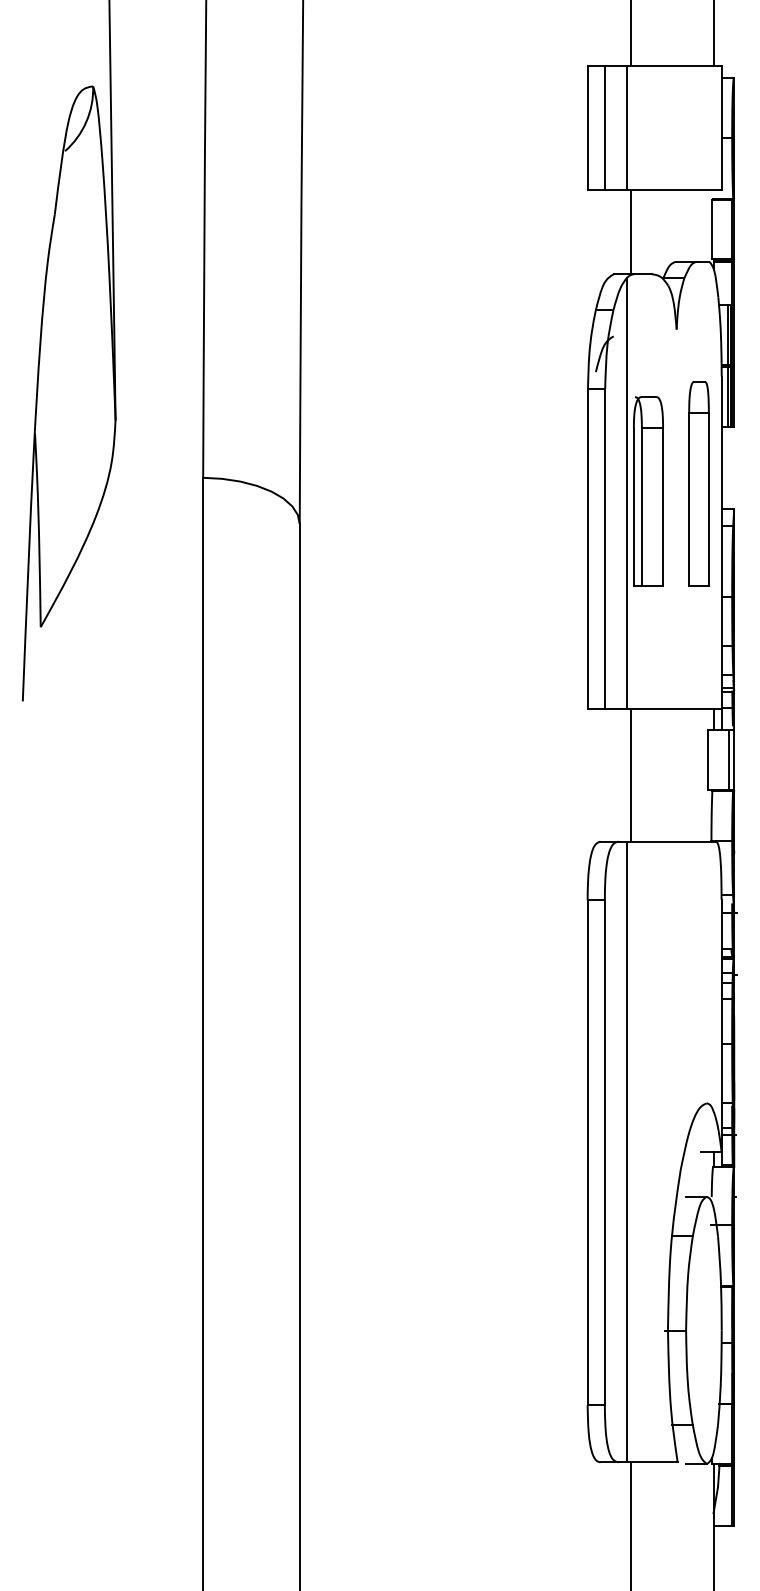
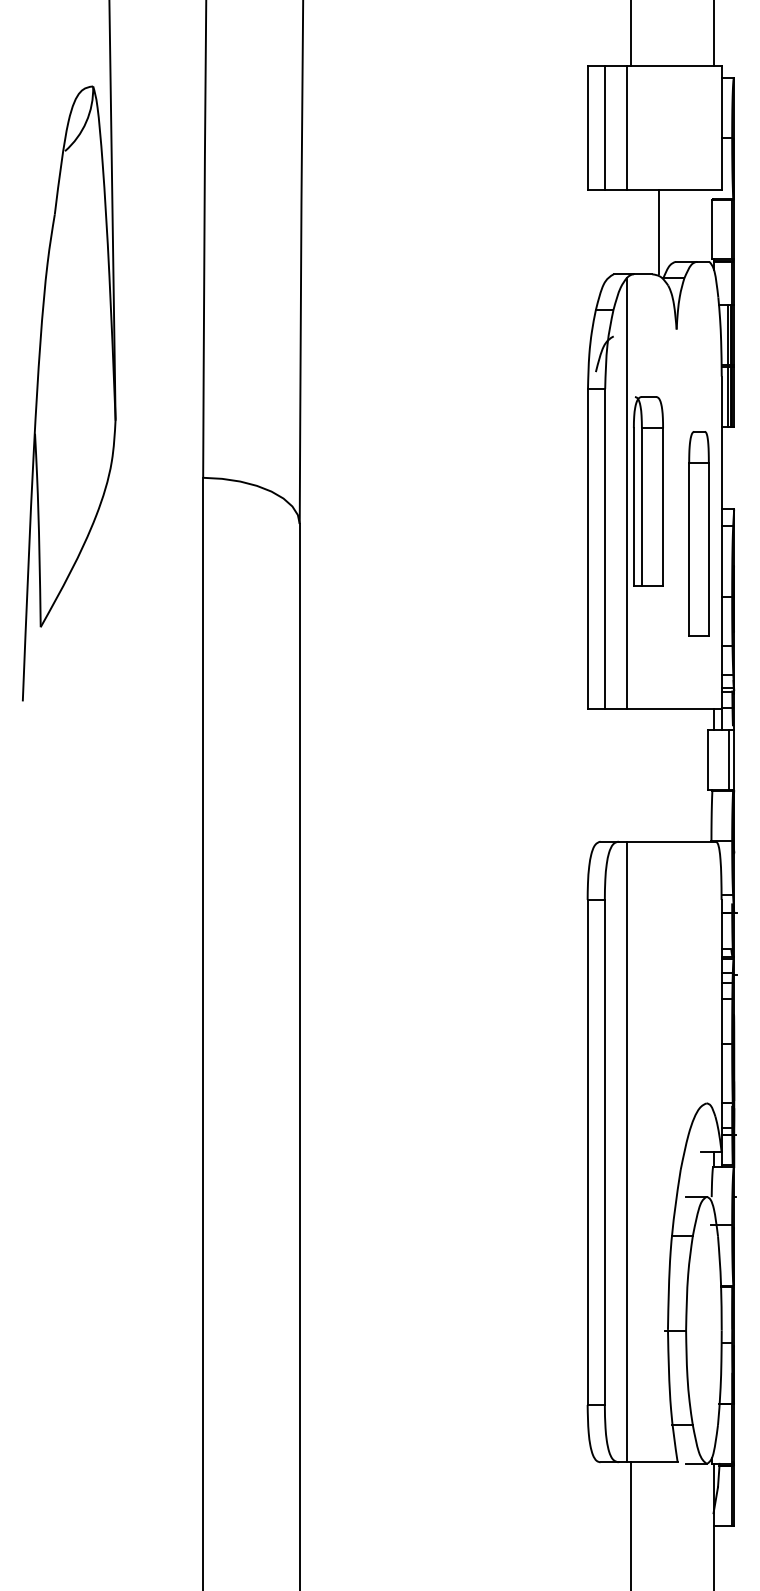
line position: (630, 231) -> (658, 231) (658, 231)
part position: (698, 483) -> (698, 533) (698, 533)
line: present -> none (630, 774)
